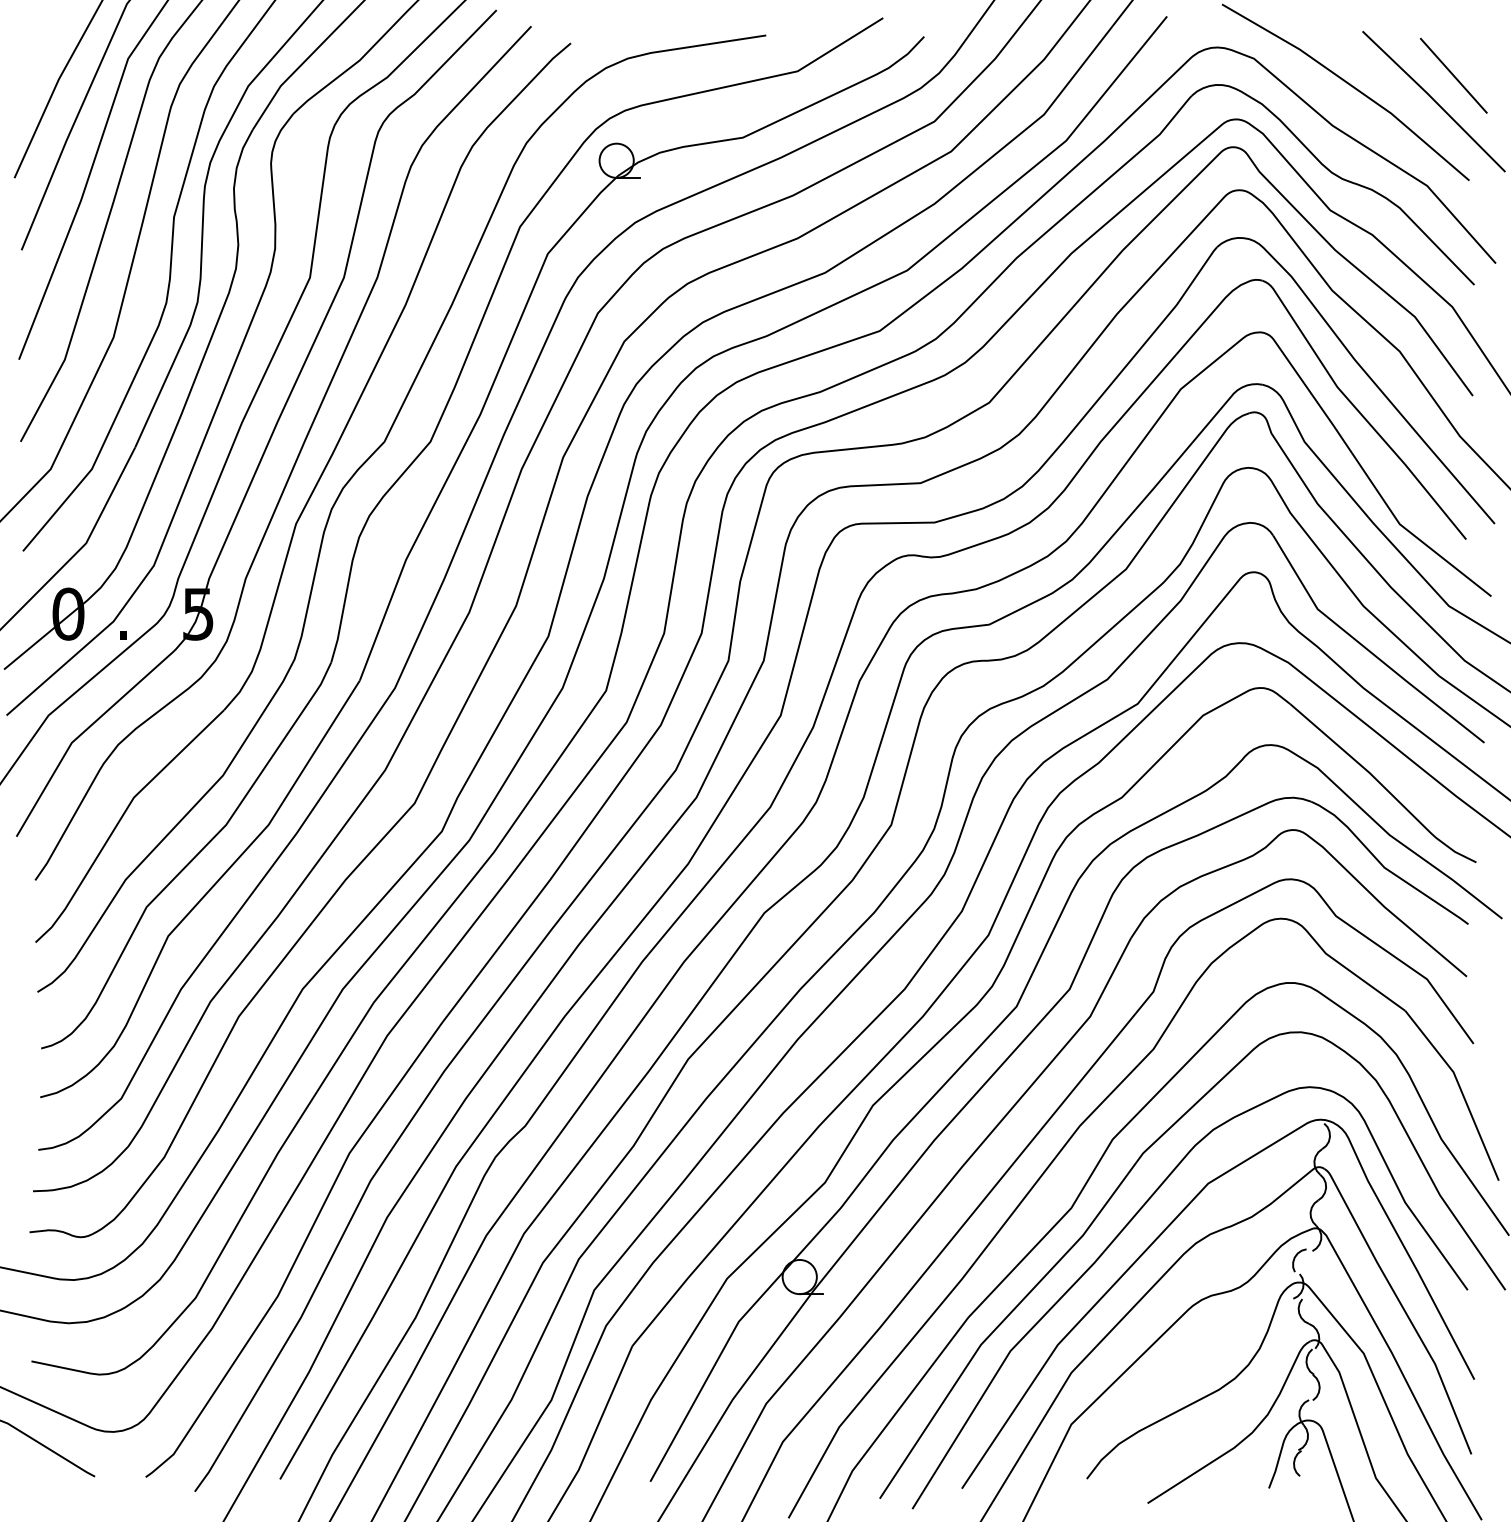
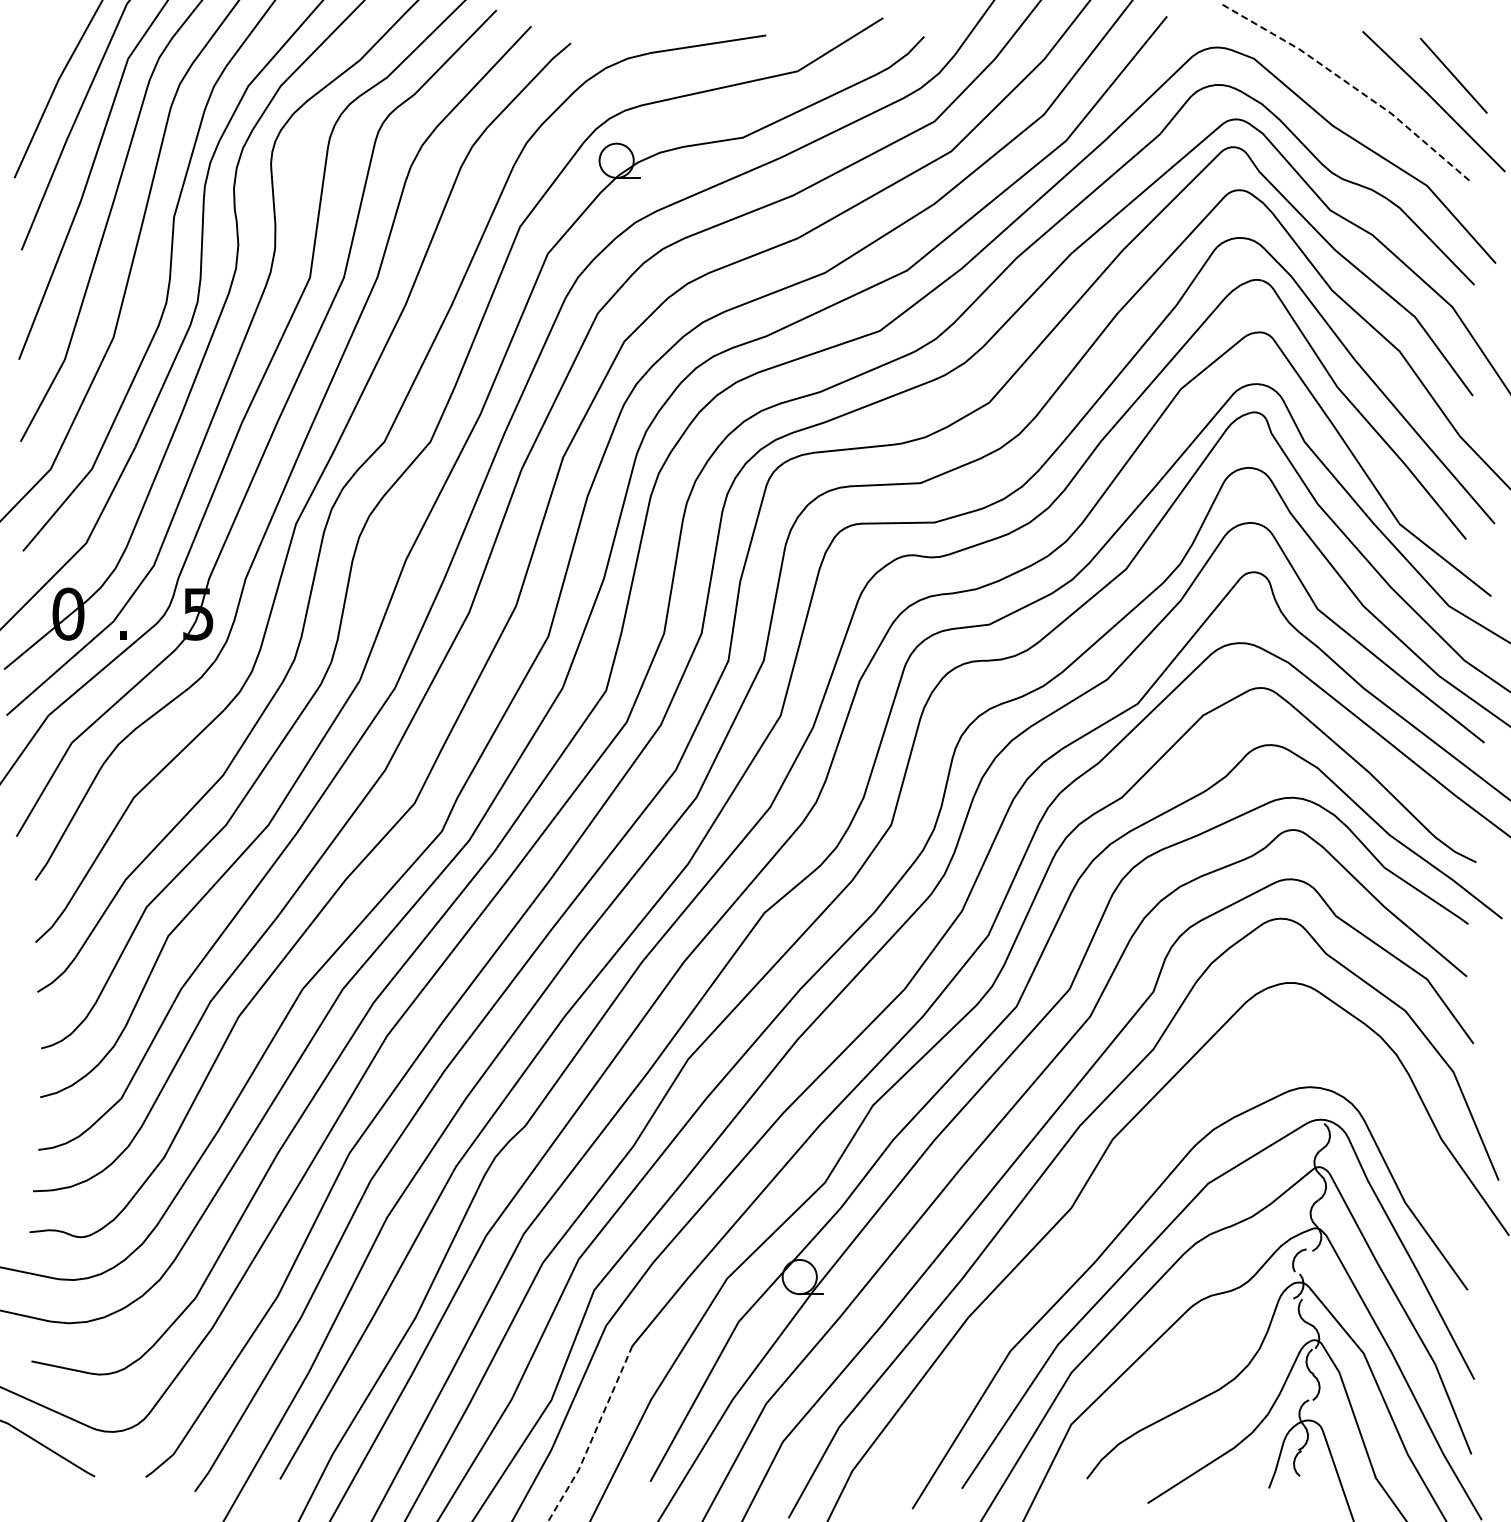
line: solid -> dashed (1351, 85)
curve: present -> none (1109, 1201)
line: solid -> dashed (593, 1436)
